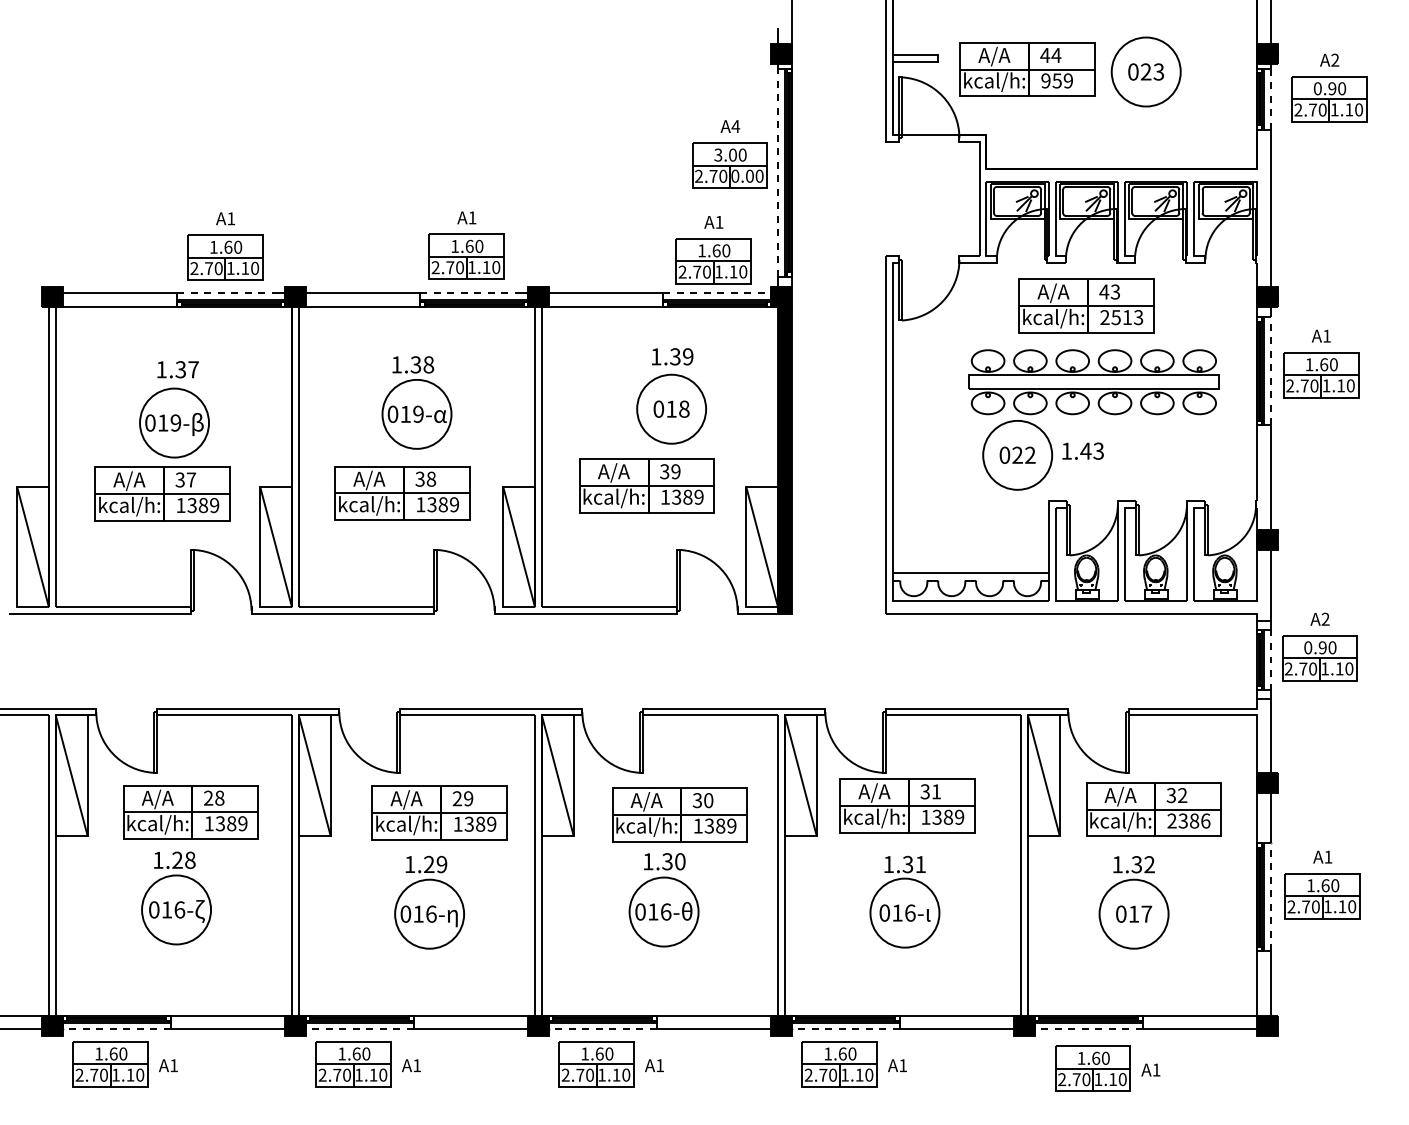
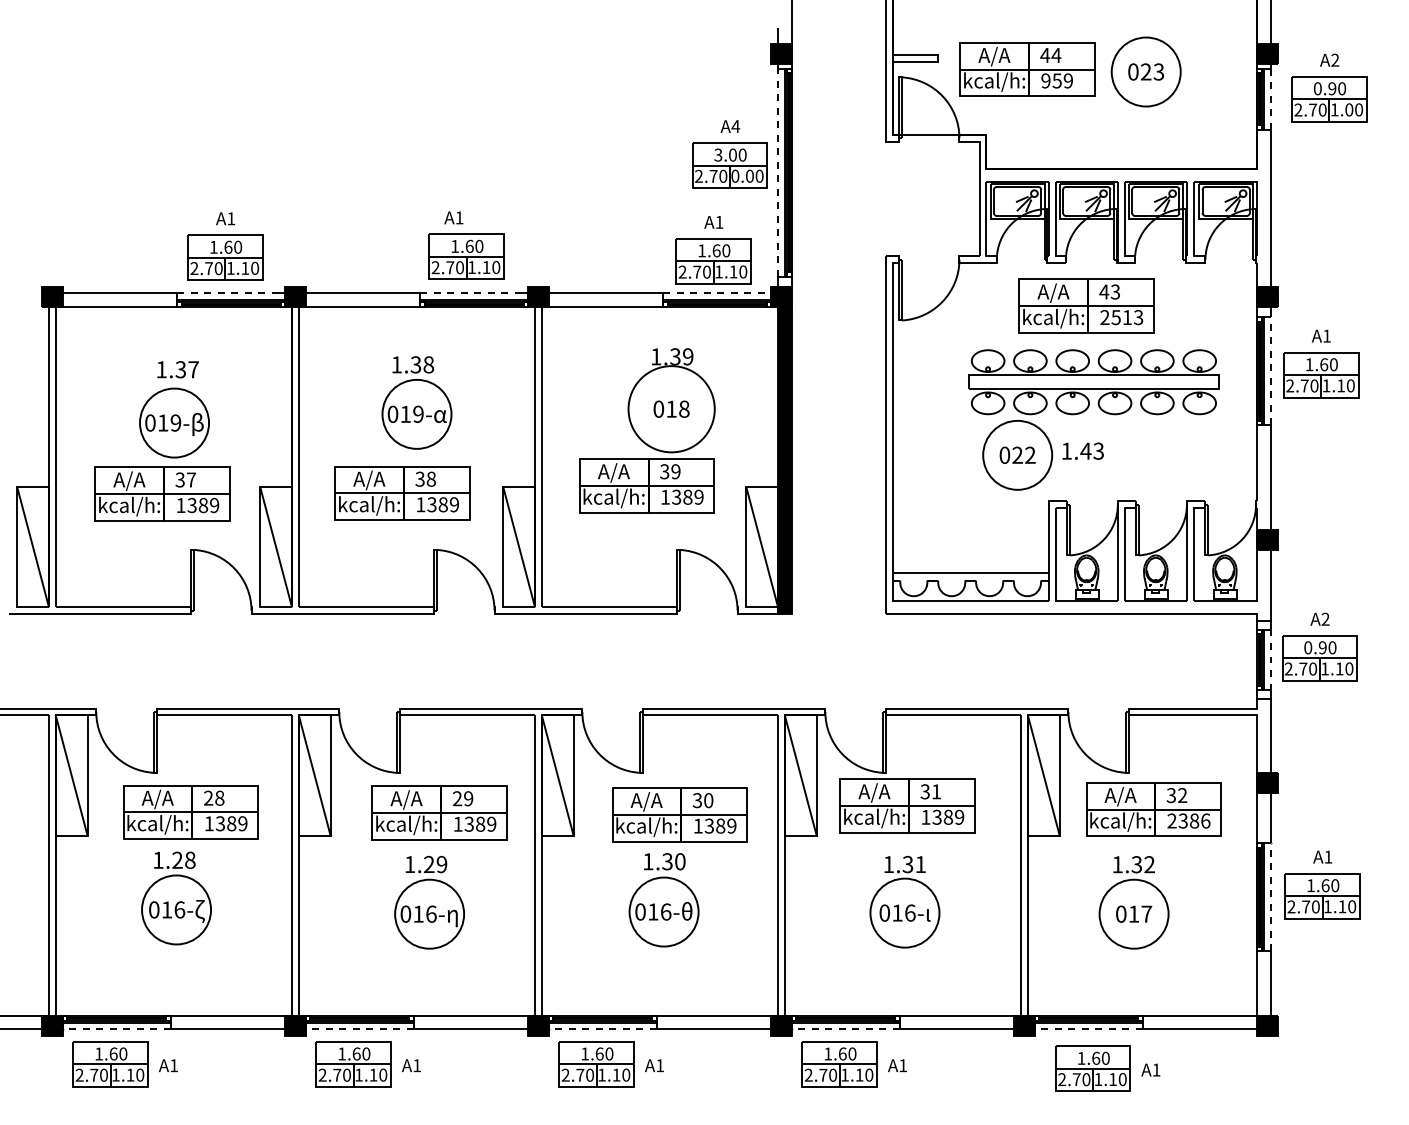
text: 1.10 -> 1.00 (1349, 109)
text position: (466, 217) -> (453, 217) (453, 217)
circle diameter: 69 px -> 86 px (671, 409)
